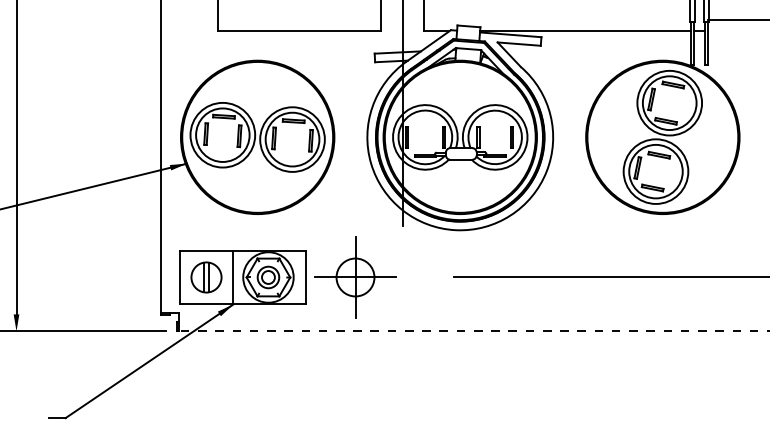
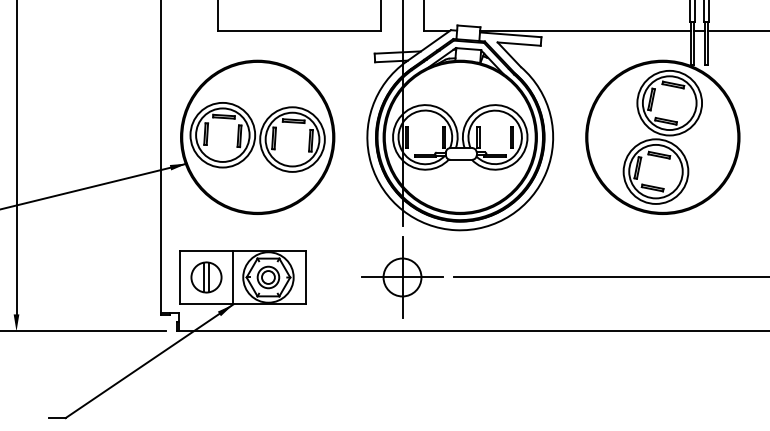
line position: (736, 20) -> (736, 31) (736, 31)
part position: (355, 277) -> (402, 277) (402, 277)
line: dashed -> solid (474, 331)
